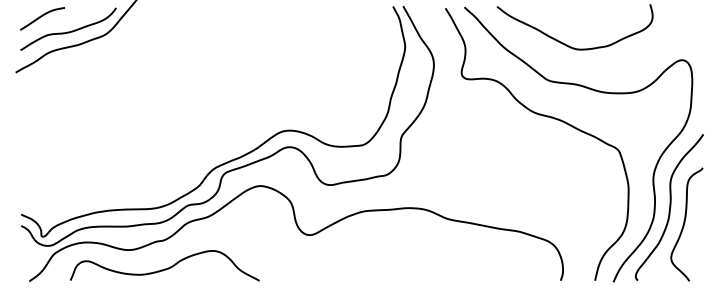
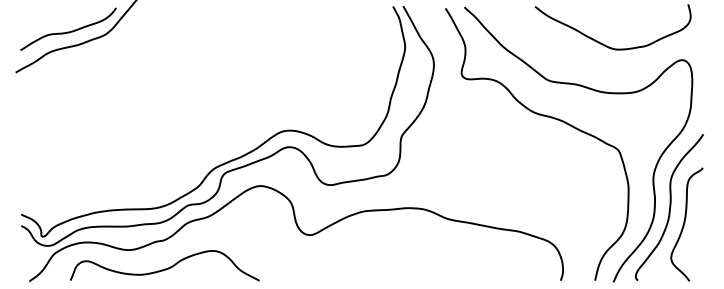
curve: present -> none (41, 17)
curve position: (565, 43) -> (603, 43) (603, 43)
